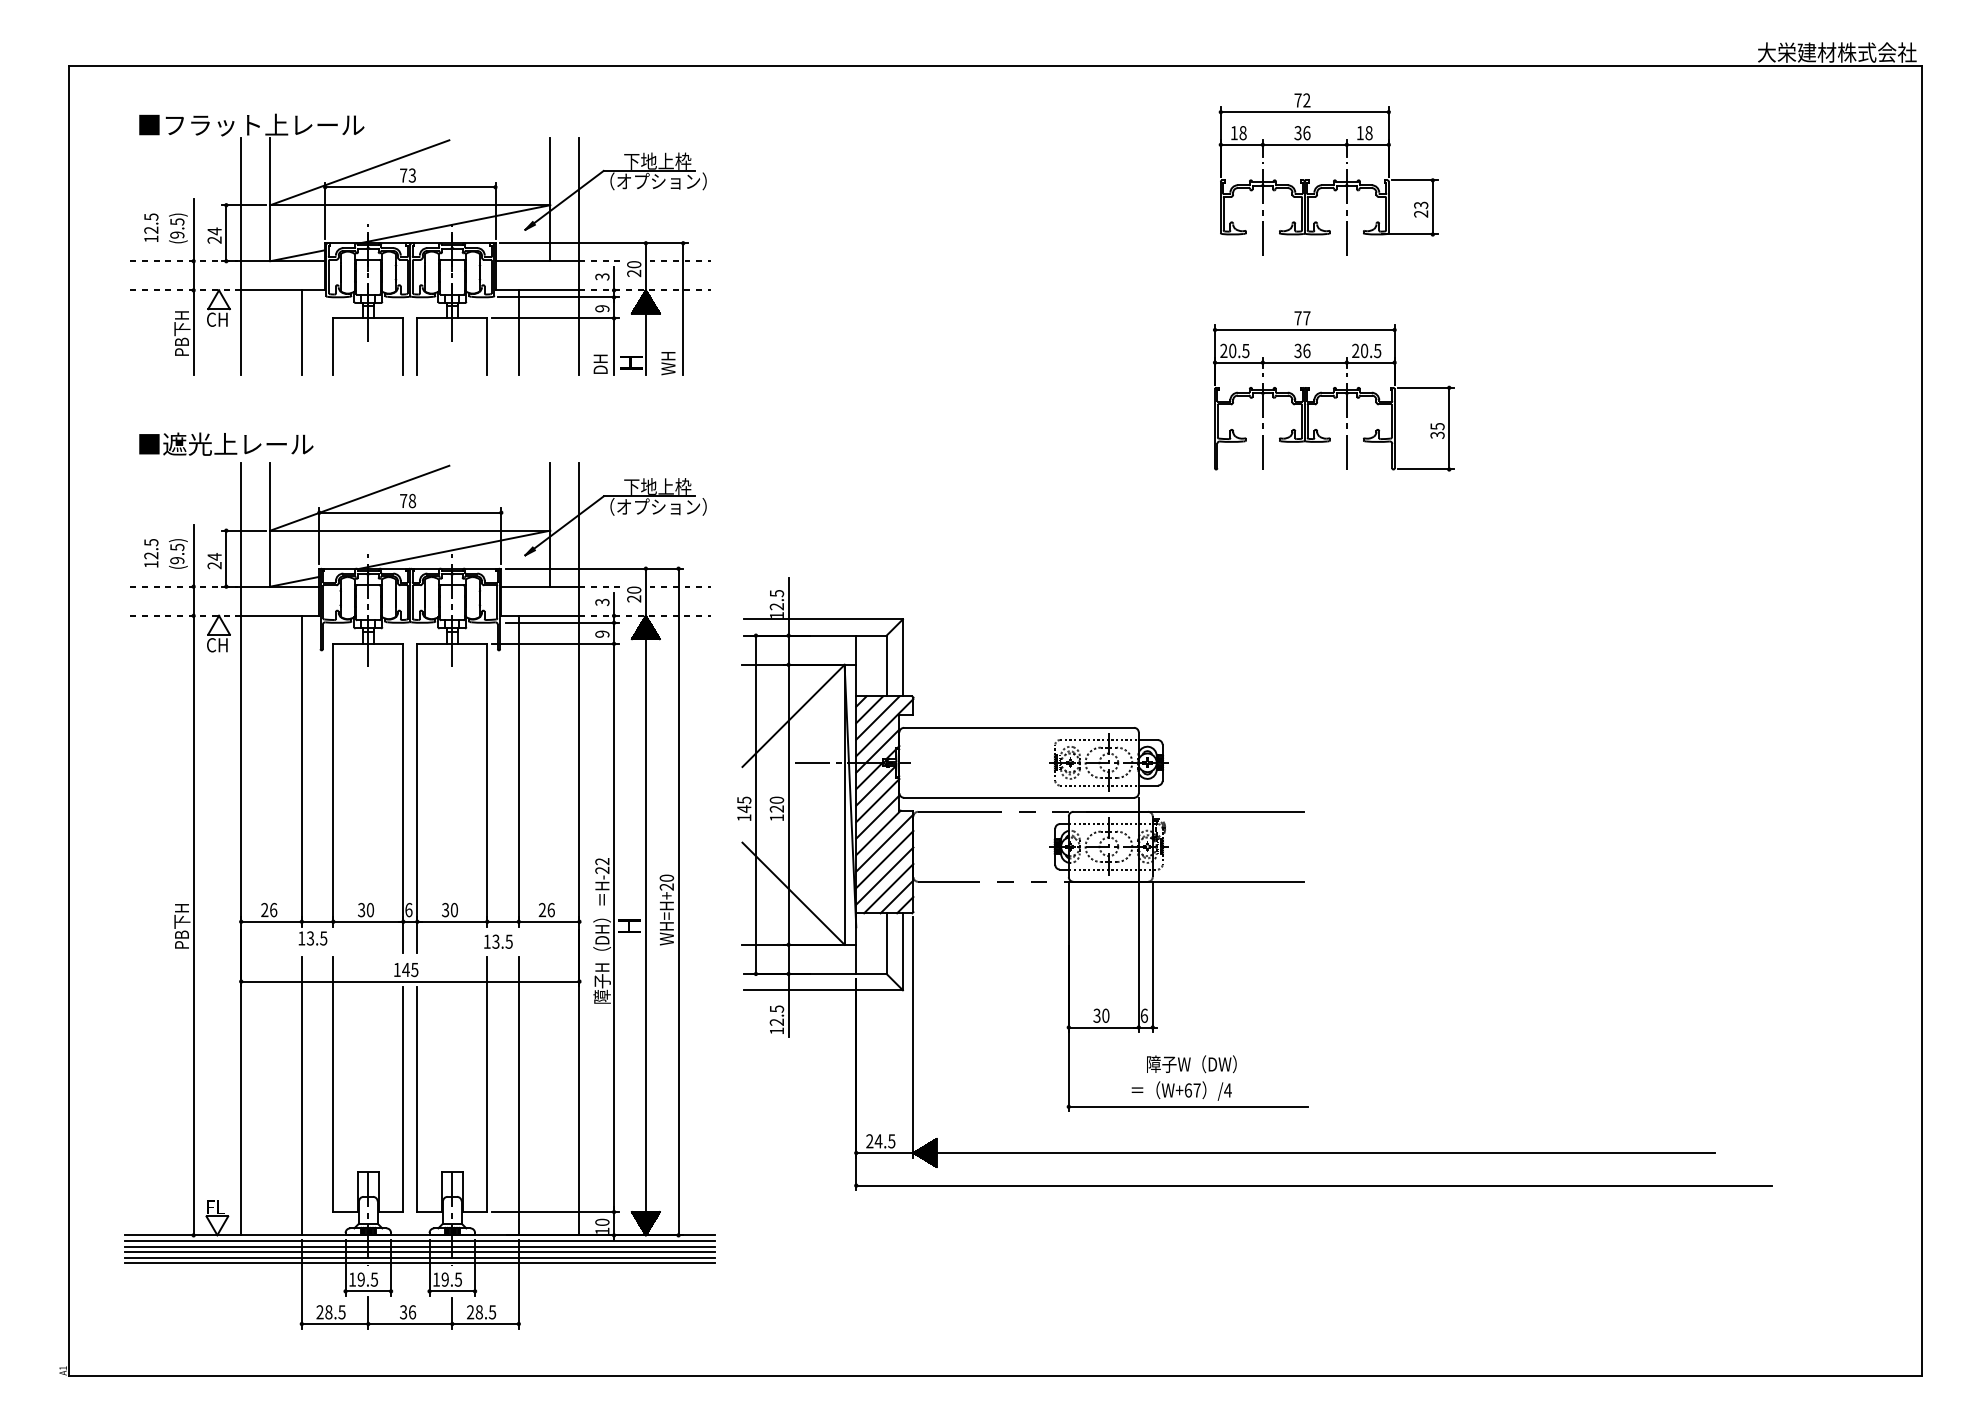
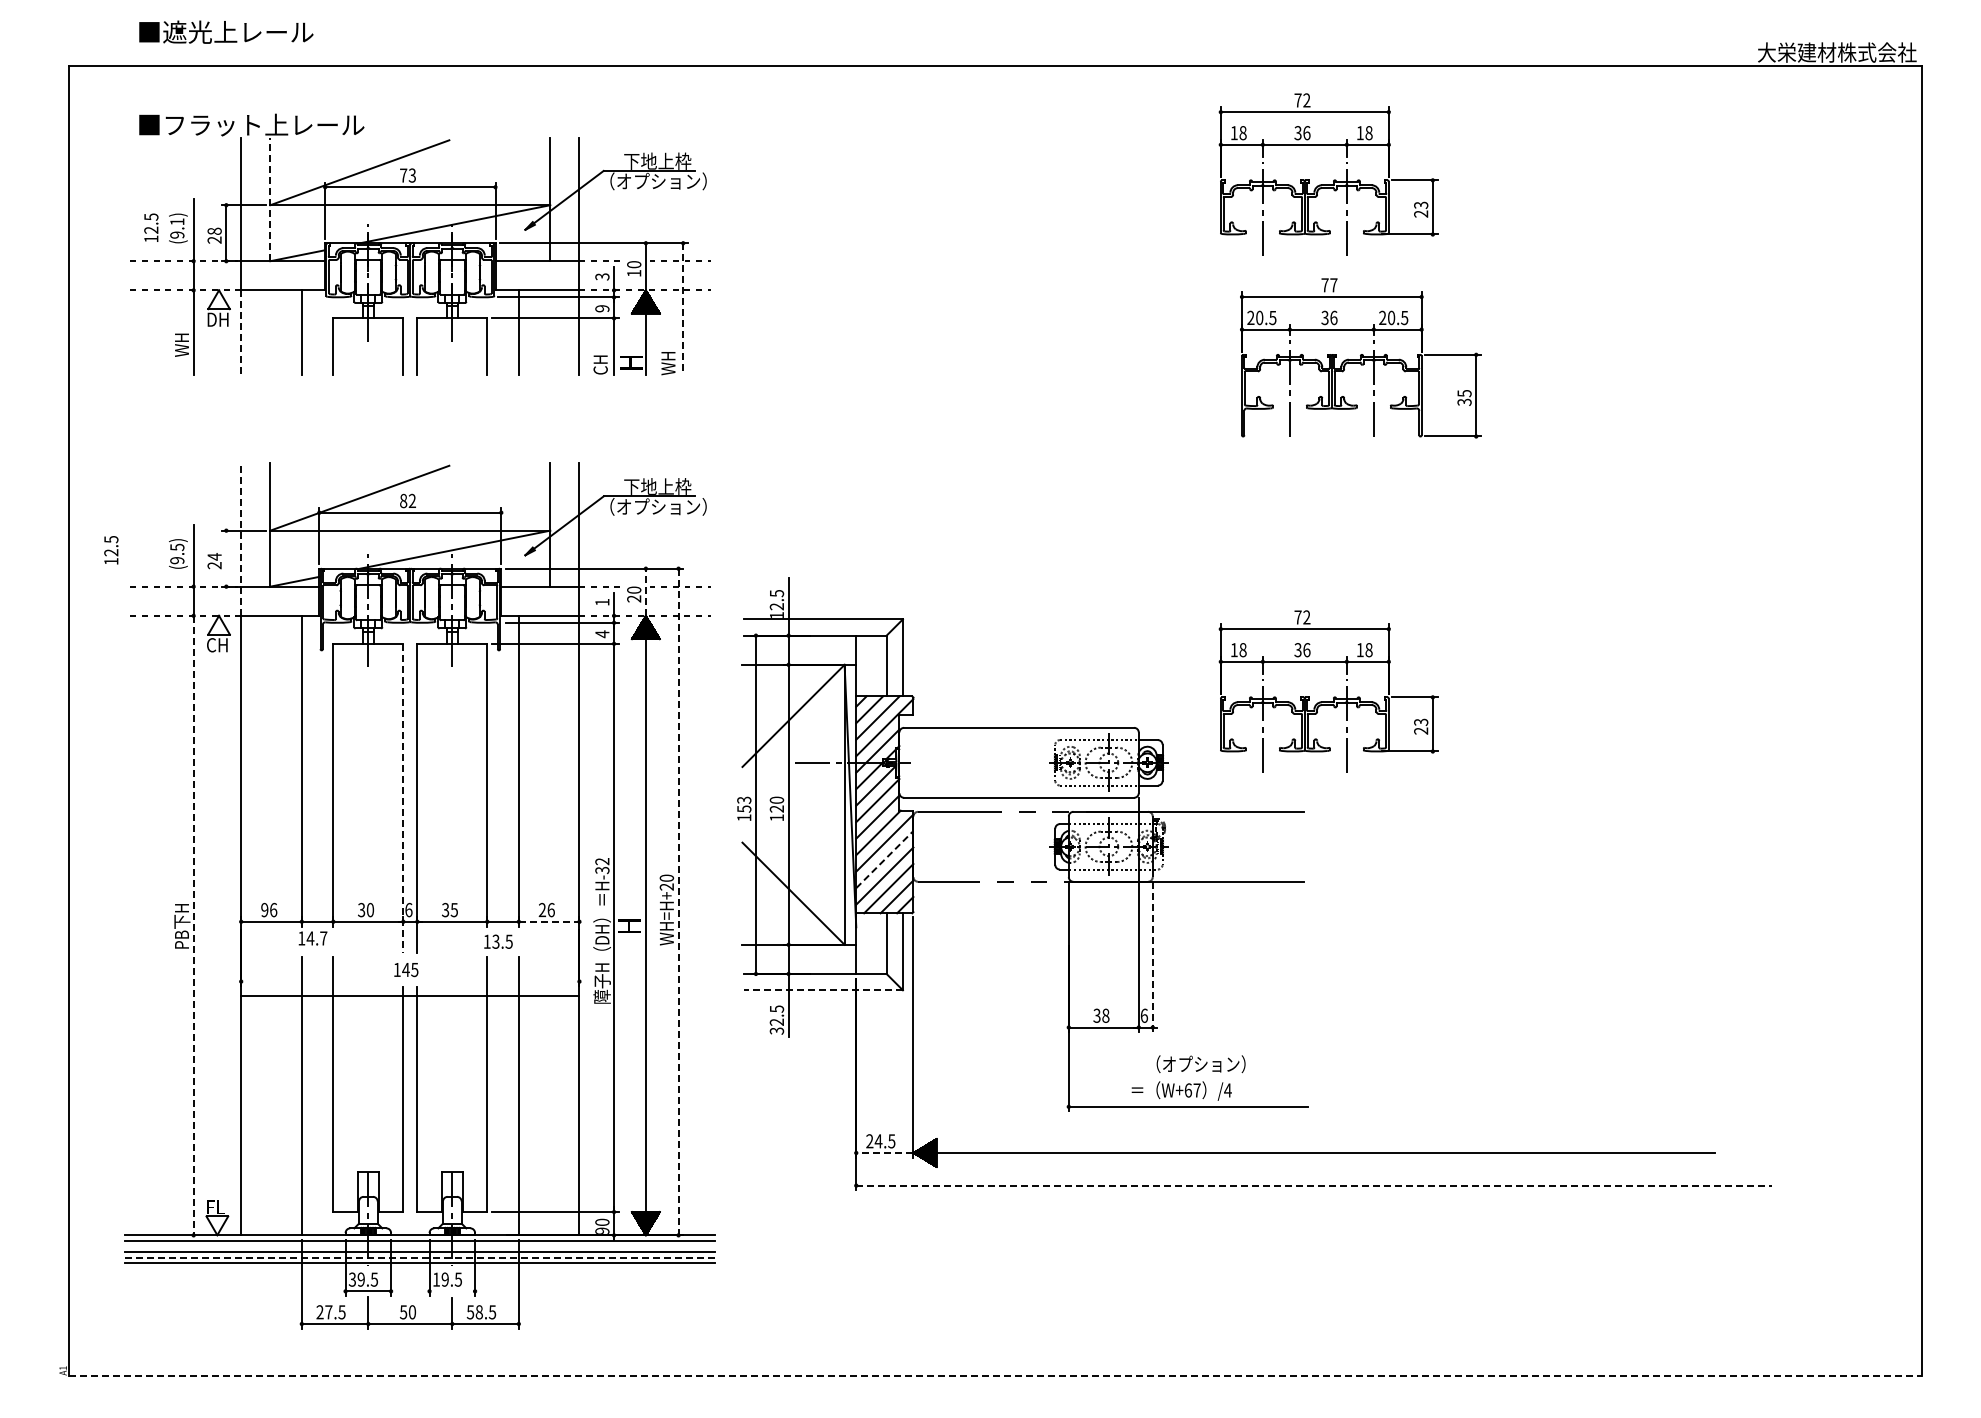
line: solid -> dashed (270, 199)
text: (9.5) -> (9.1) (177, 221)
text: 24 -> 28 (214, 231)
text: 20 -> 10 (634, 273)
line: solid -> dashed (683, 309)
text: CH -> DH (217, 319)
text: PB下H -> WH (182, 333)
line: solid -> dashed (241, 333)
text: DH -> CH (600, 364)
part position: (1333, 391) -> (1360, 358) (1360, 358)
text position: (226, 443) -> (226, 31) (226, 31)
text: 78 -> 82 (408, 500)
line: solid -> dashed (241, 539)
text position: (151, 553) -> (111, 550) (111, 550)
line: present -> none (226, 558)
line: solid -> dashed (645, 592)
text: 3 -> 1 (602, 602)
text: 9 -> 4 (602, 634)
part: none -> present (1334, 696)
line: solid -> dashed (403, 798)
text: 145 -> 153 (744, 804)
line: solid -> dashed (885, 859)
text: H-22 -> H-32 (602, 870)
line: solid -> dashed (678, 902)
text: 30 -> 35 (453, 909)
text: 26 -> 96 (264, 910)
line: solid -> dashed (549, 921)
line: solid -> dashed (193, 925)
text: 13.5 -> 14.7 (316, 938)
line: solid -> dashed (1152, 957)
line position: (410, 981) -> (410, 995) (410, 995)
line: solid -> dashed (823, 990)
text: 30 -> 38 (1105, 1015)
text: 12.5 -> 32.5 (776, 1030)
text: 障子W（DW） -> （オプション） (1196, 1064)
line: solid -> dashed (884, 1153)
line: solid -> dashed (1314, 1185)
text: 10 -> 90 (602, 1230)
line: present -> none (419, 1246)
line: solid -> dashed (420, 1257)
text: 19.5 -> 39.5 (351, 1279)
line: present -> none (452, 1291)
text: 28.5 -> 27.5 (328, 1312)
text: 36 -> 50 (408, 1312)
text: 28.5 -> 58.5 (470, 1312)
line: solid -> dashed (995, 1375)
